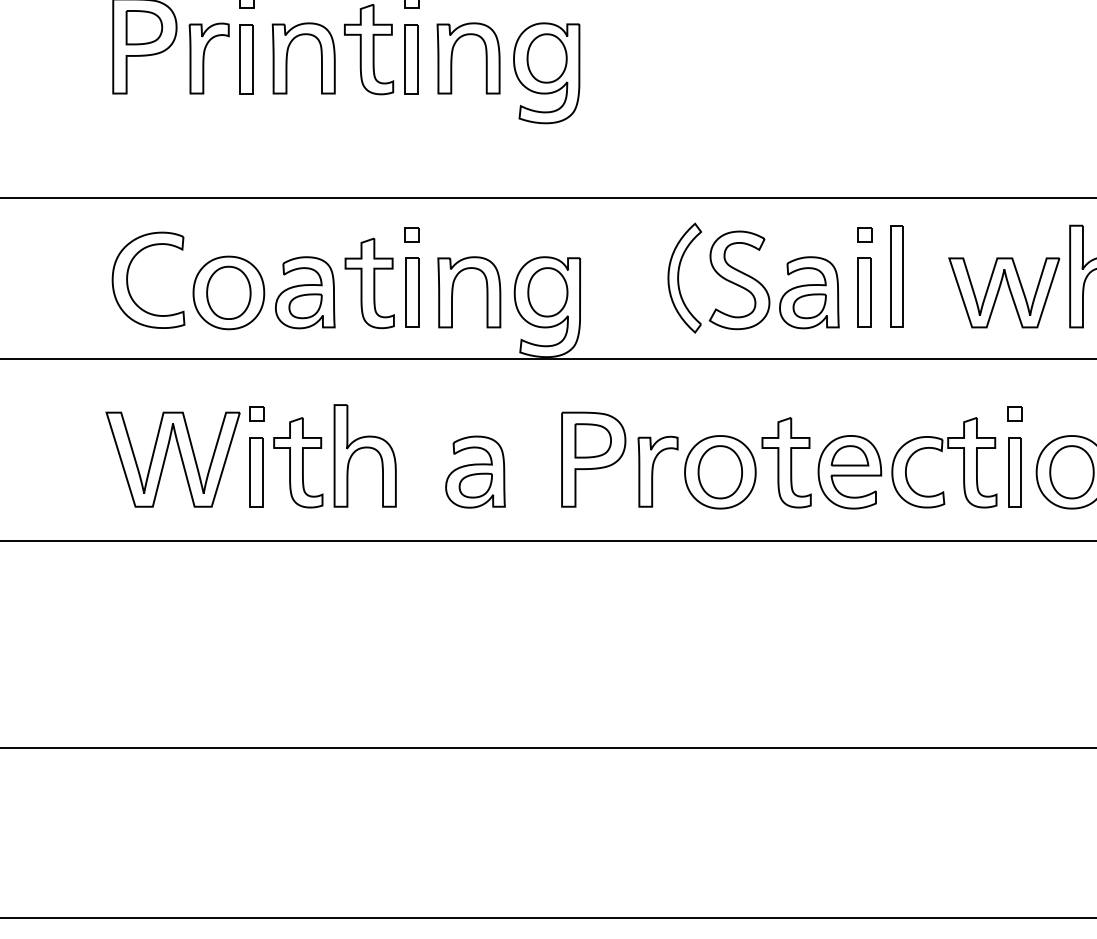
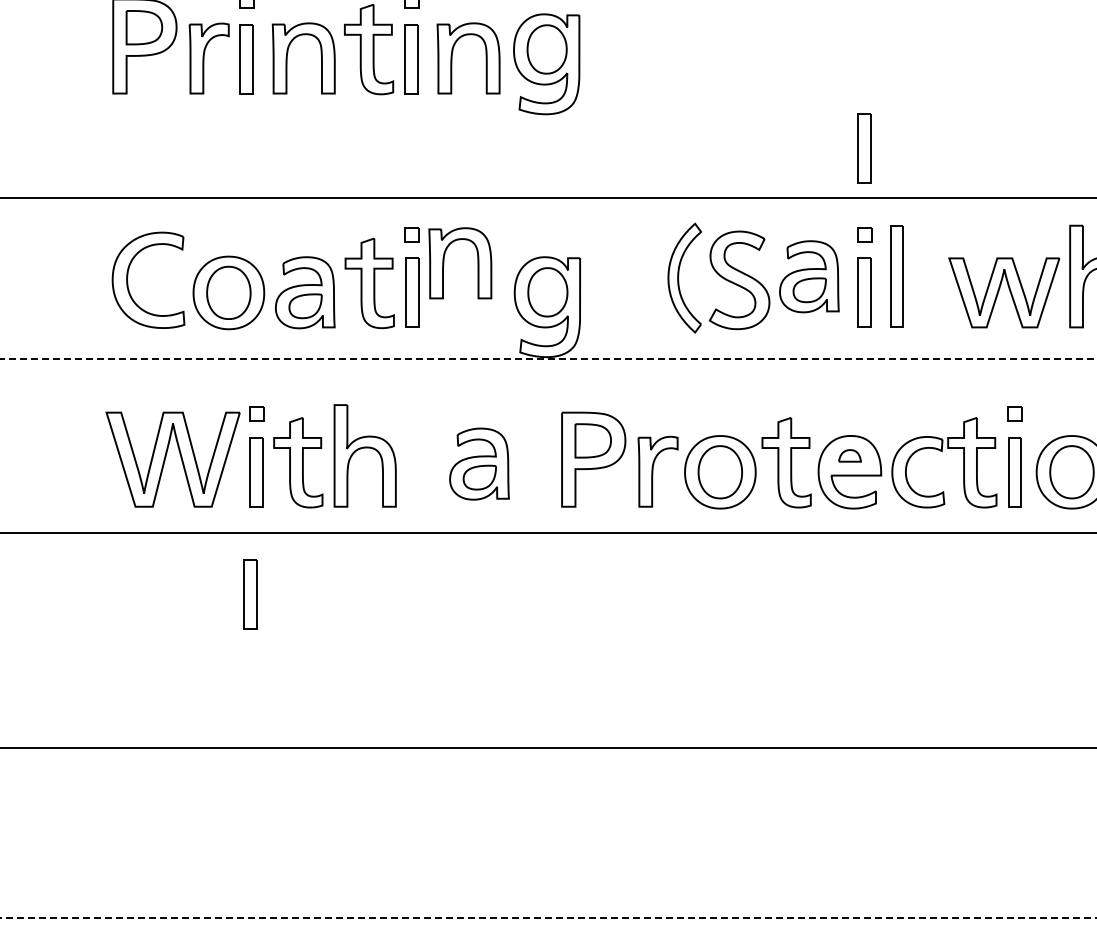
part position: (546, 73) -> (546, 64) (546, 64)
part: none -> present (864, 148)
part position: (453, 292) -> (444, 263) (444, 263)
part position: (809, 292) -> (809, 276) (809, 276)
line: solid -> dashed (548, 359)
part size: 40x22 px -> 24x14 px (849, 455)
part position: (475, 471) -> (479, 463) (479, 463)
line position: (547, 541) -> (547, 533) (547, 533)
part: none -> present (250, 594)
line: solid -> dashed (549, 917)
